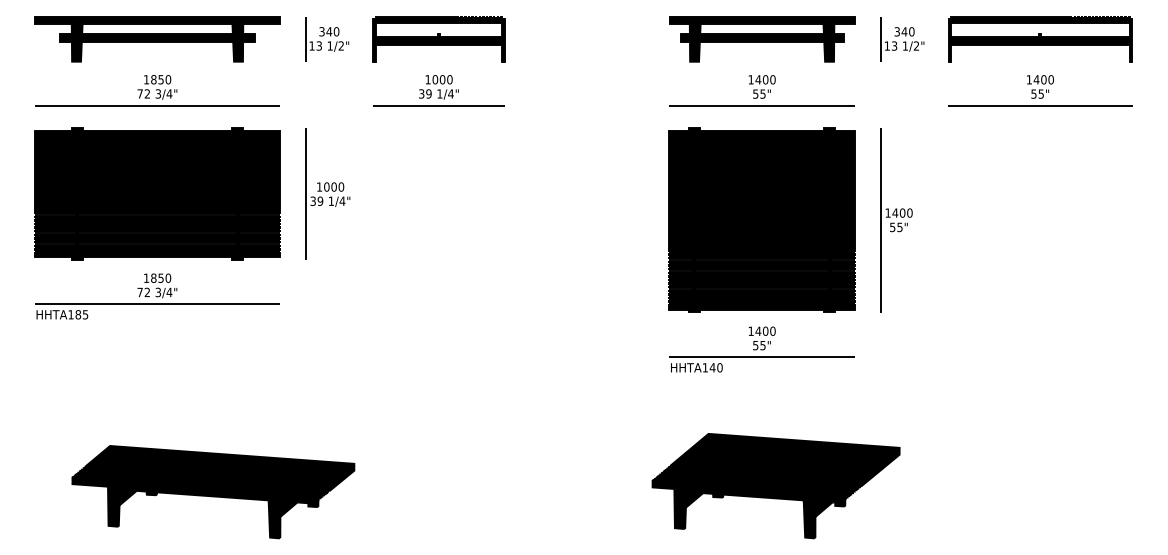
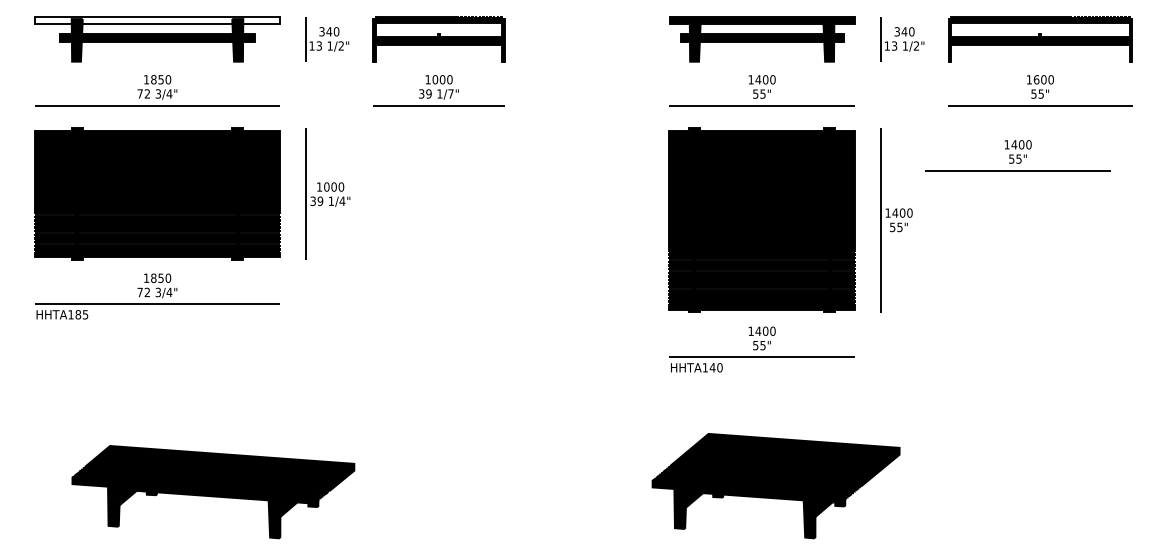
fill: present -> none (157, 19)
text: 1400 -> 1600 (1036, 79)
text: 1/4" -> 1/7" (450, 93)
part: none -> present (1017, 155)
